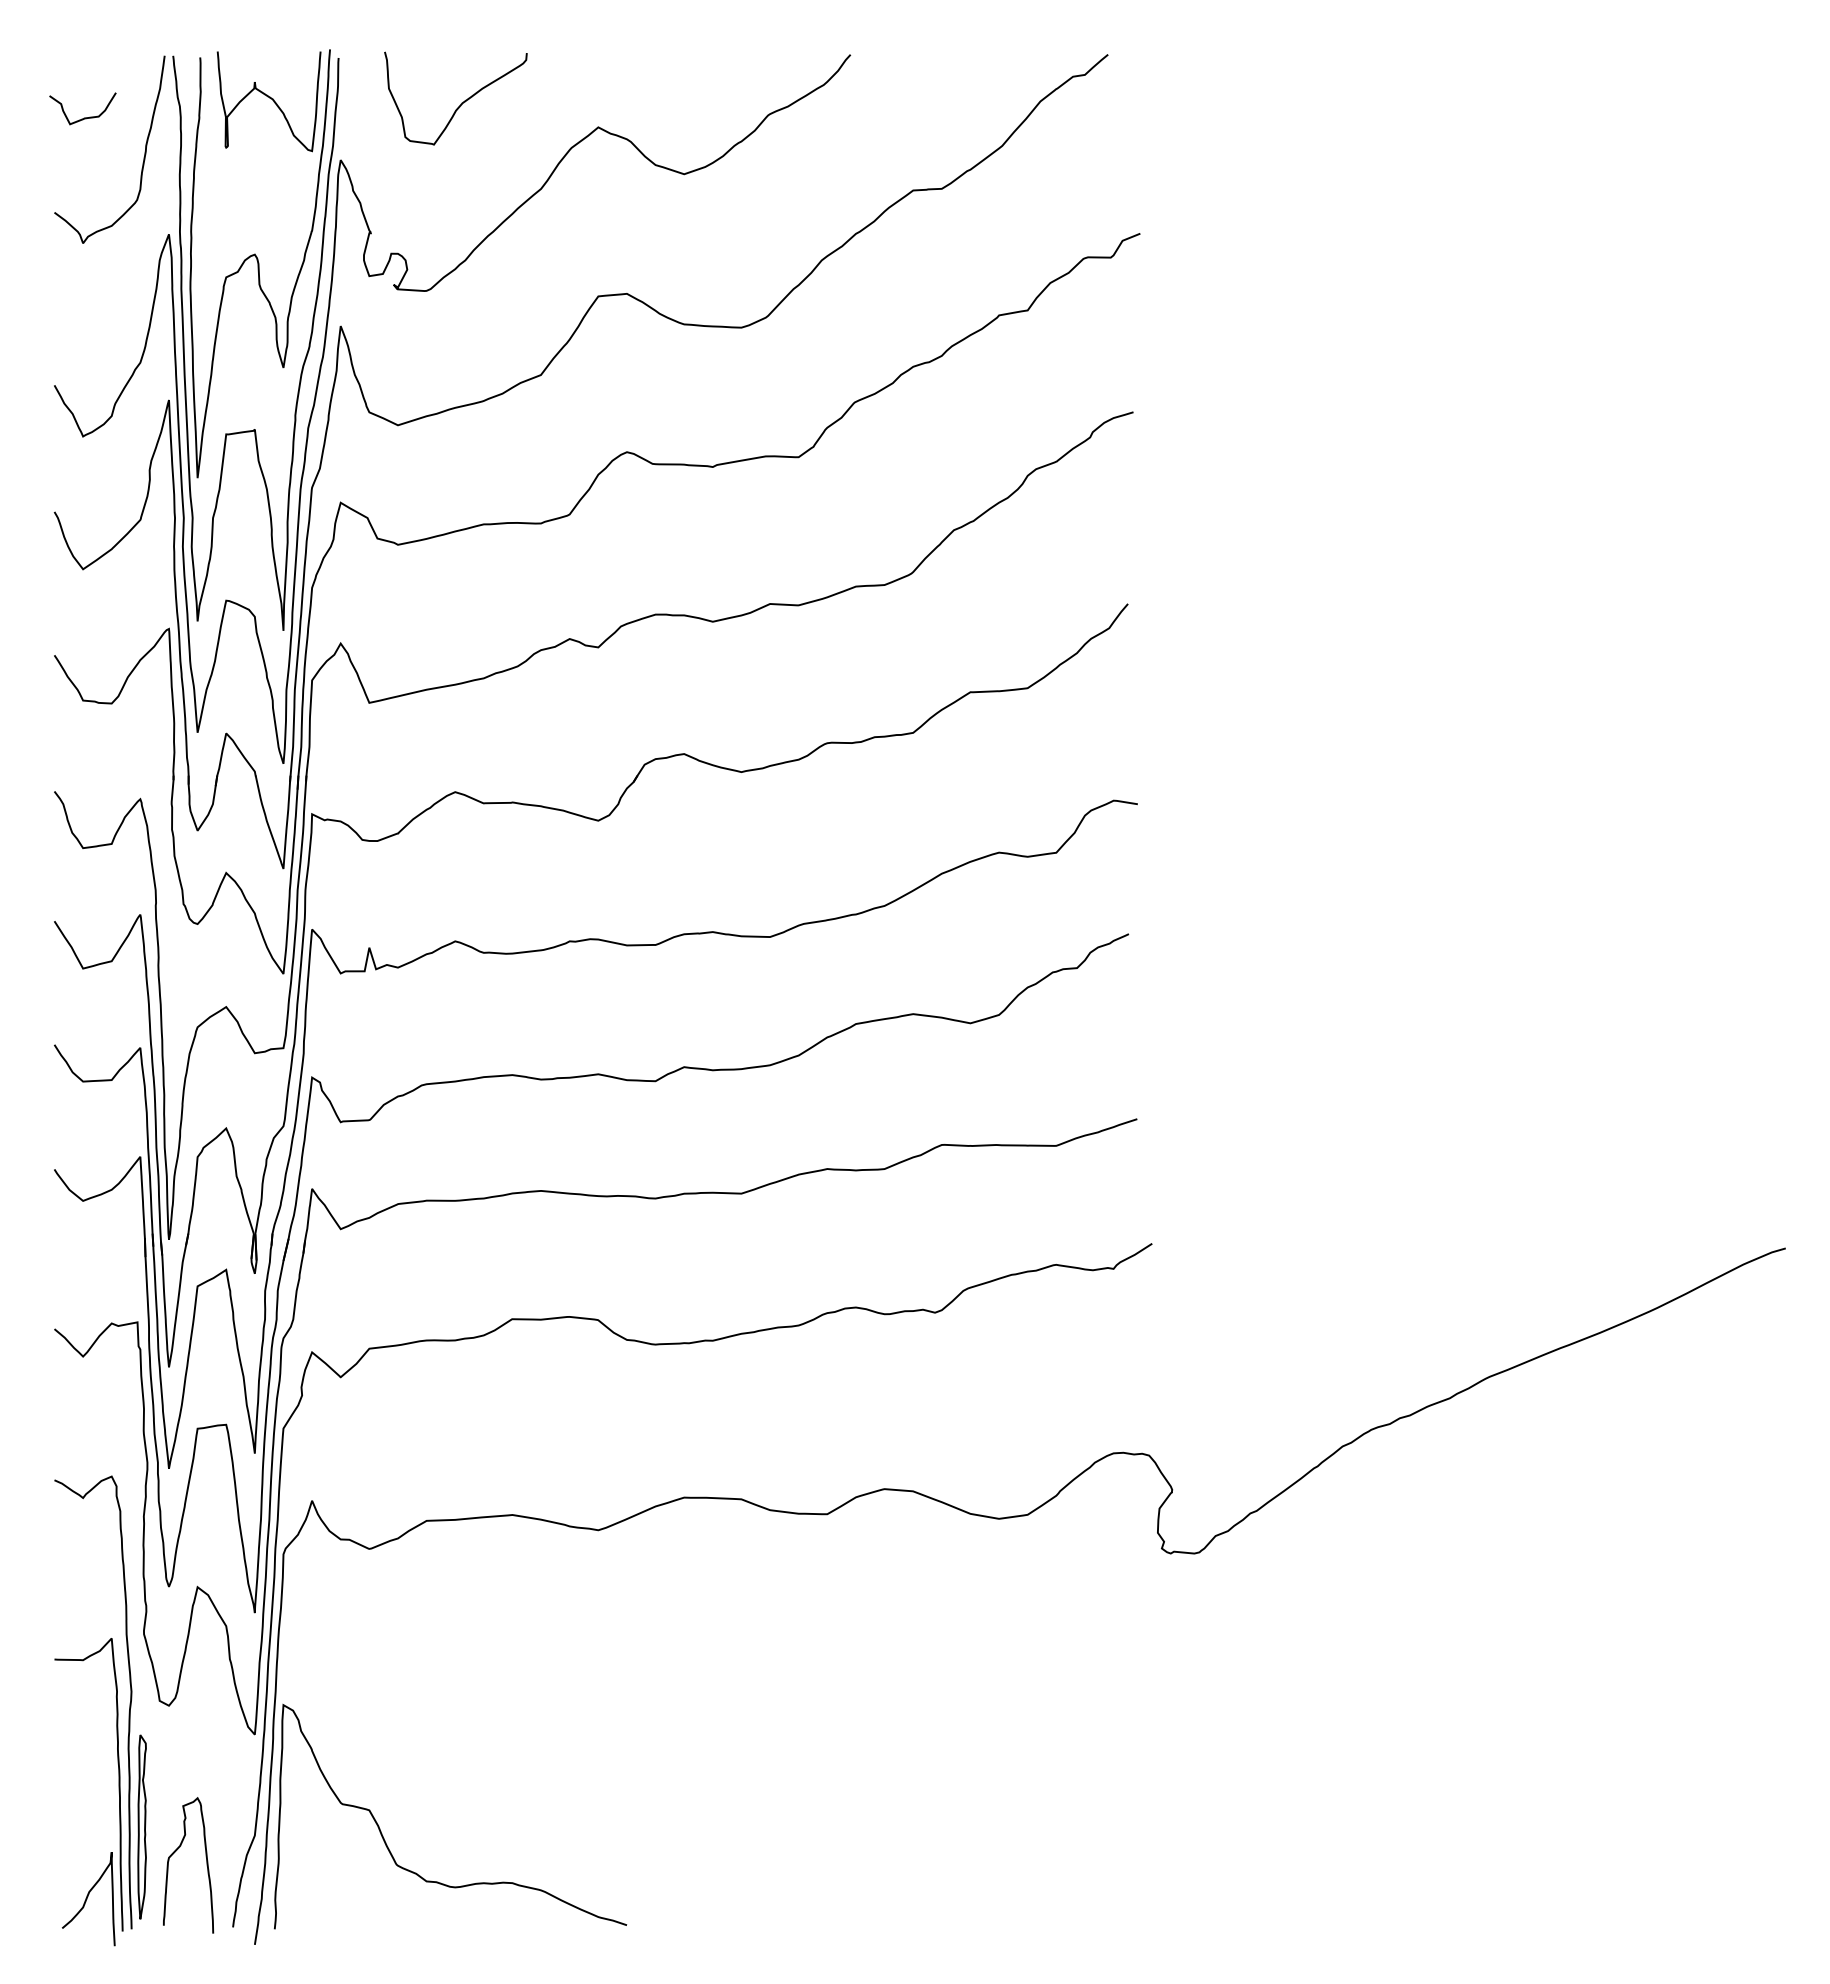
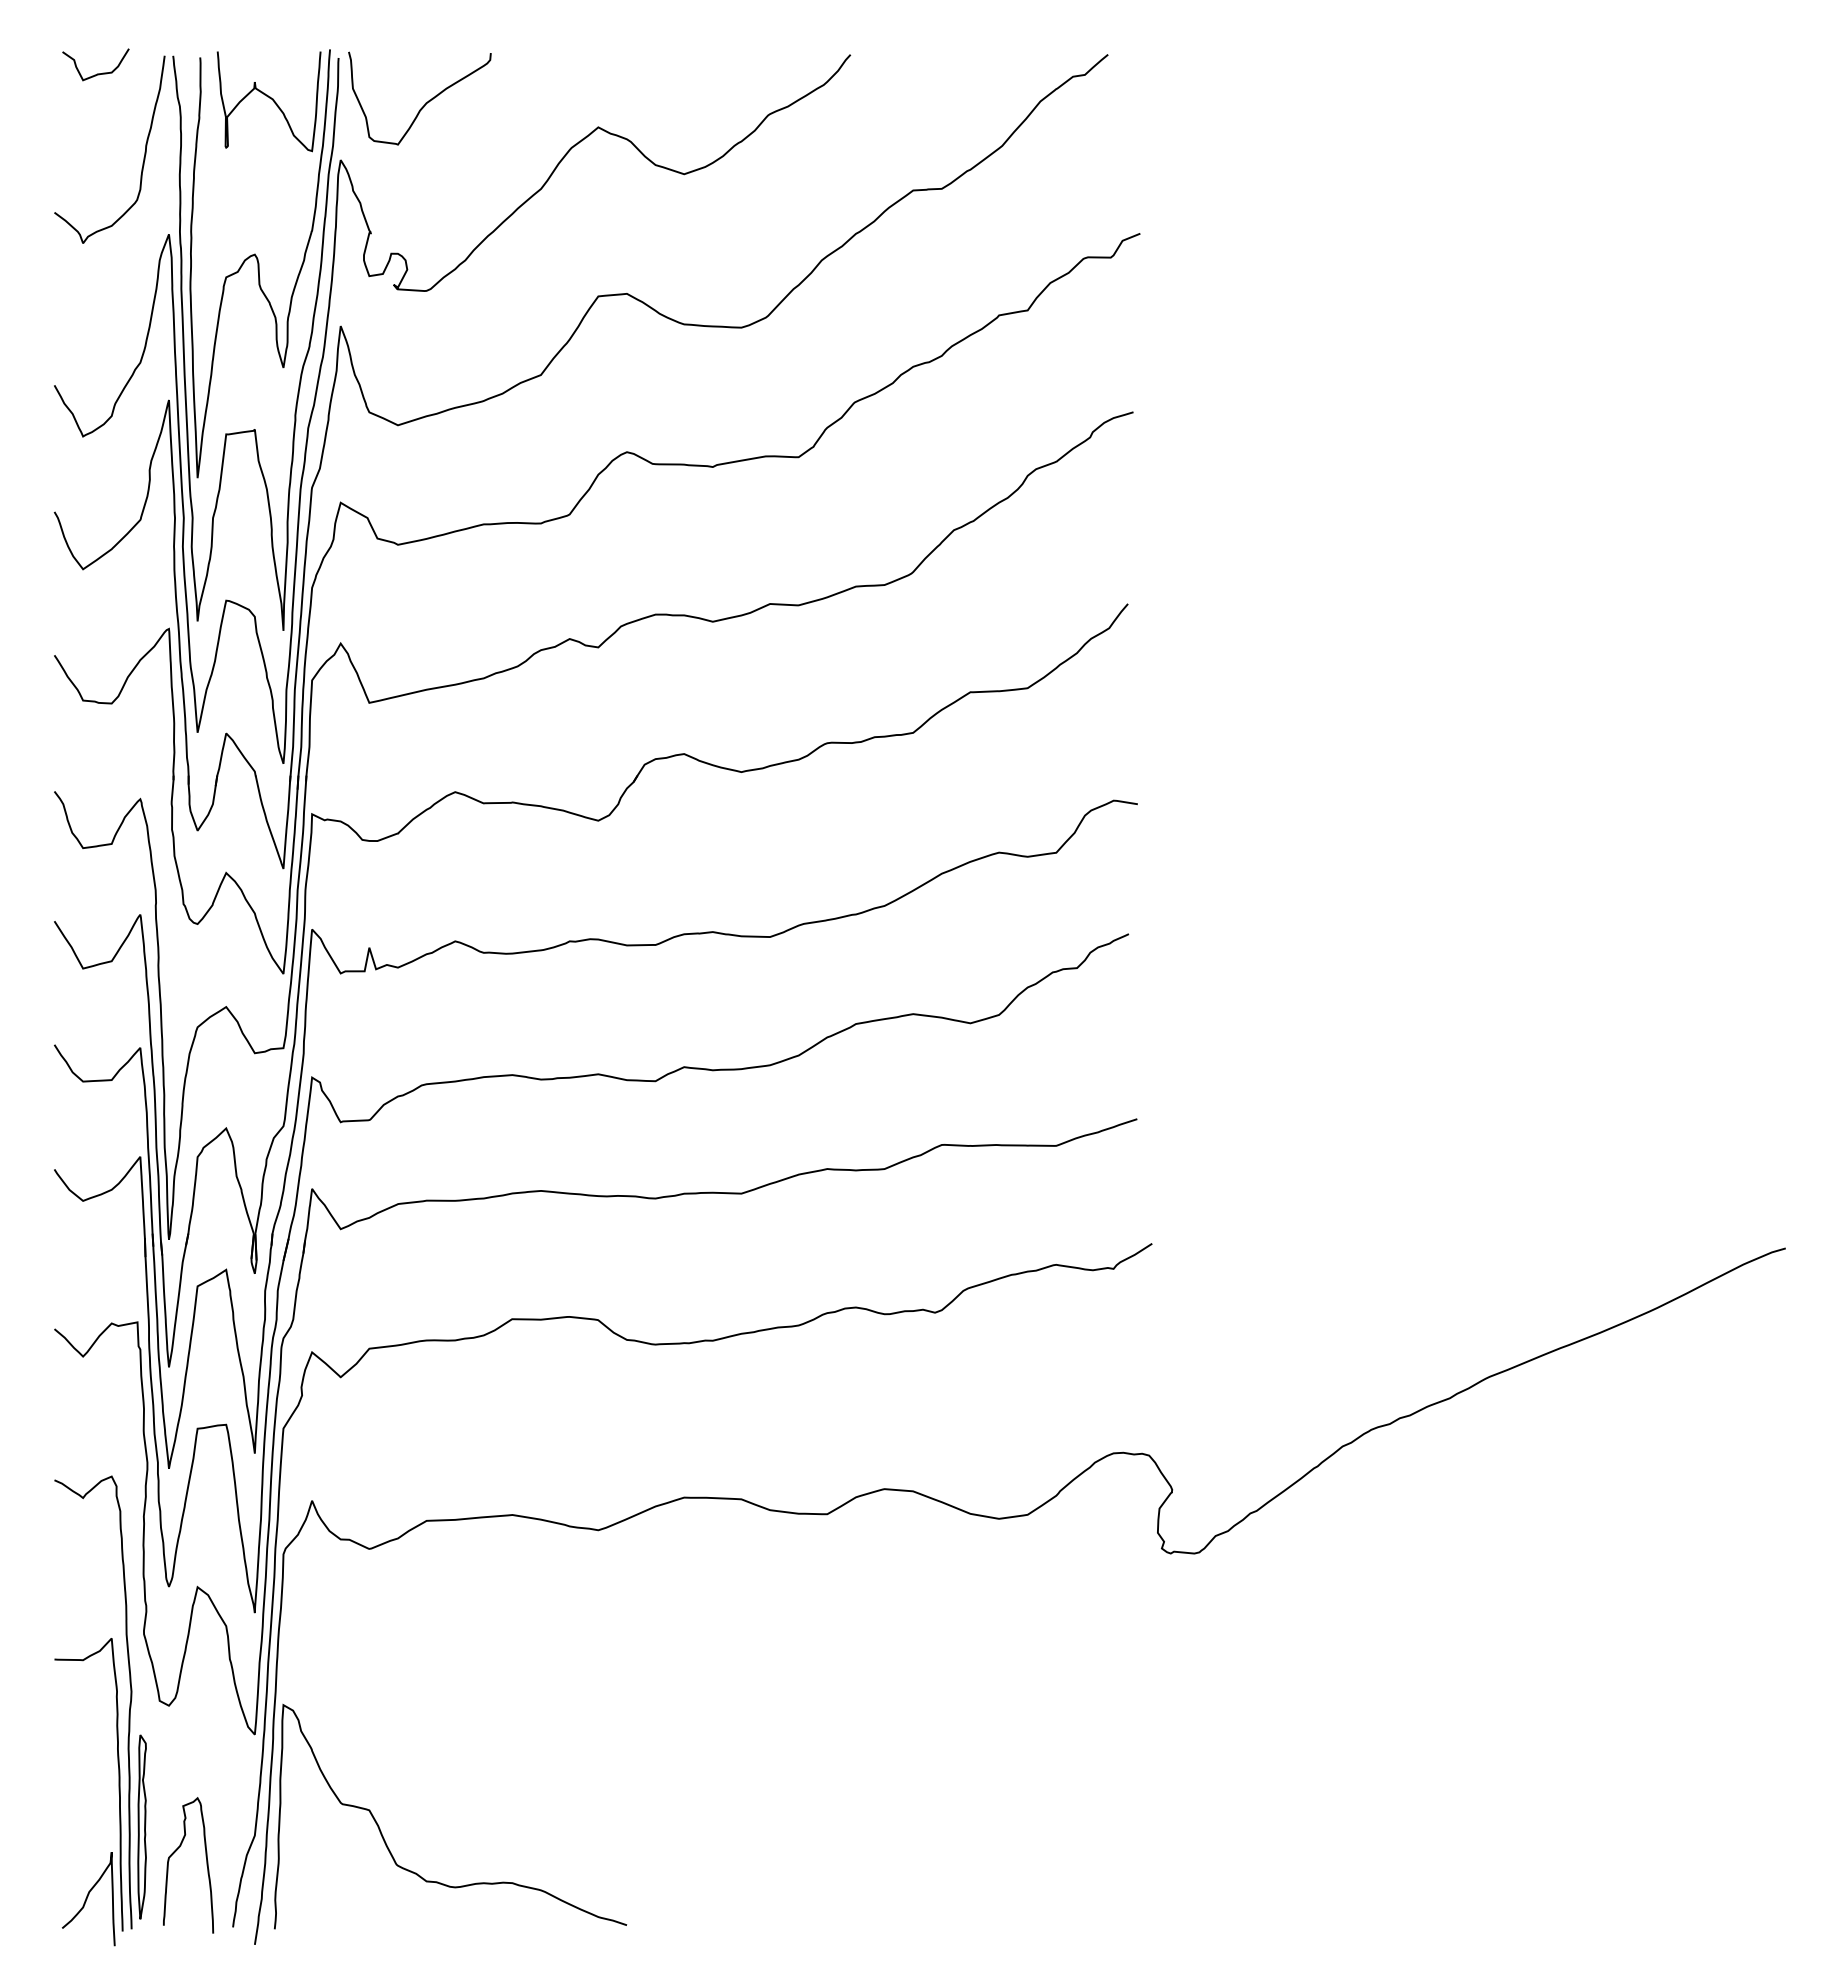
curve position: (461, 102) -> (425, 102) (425, 102)
curve position: (84, 117) -> (97, 73) (97, 73)
